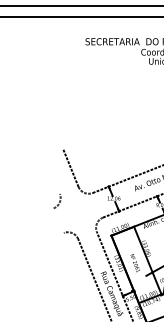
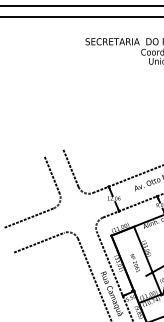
line: none -> present (51, 174)
line: none -> present (28, 217)
line: none -> present (38, 242)
